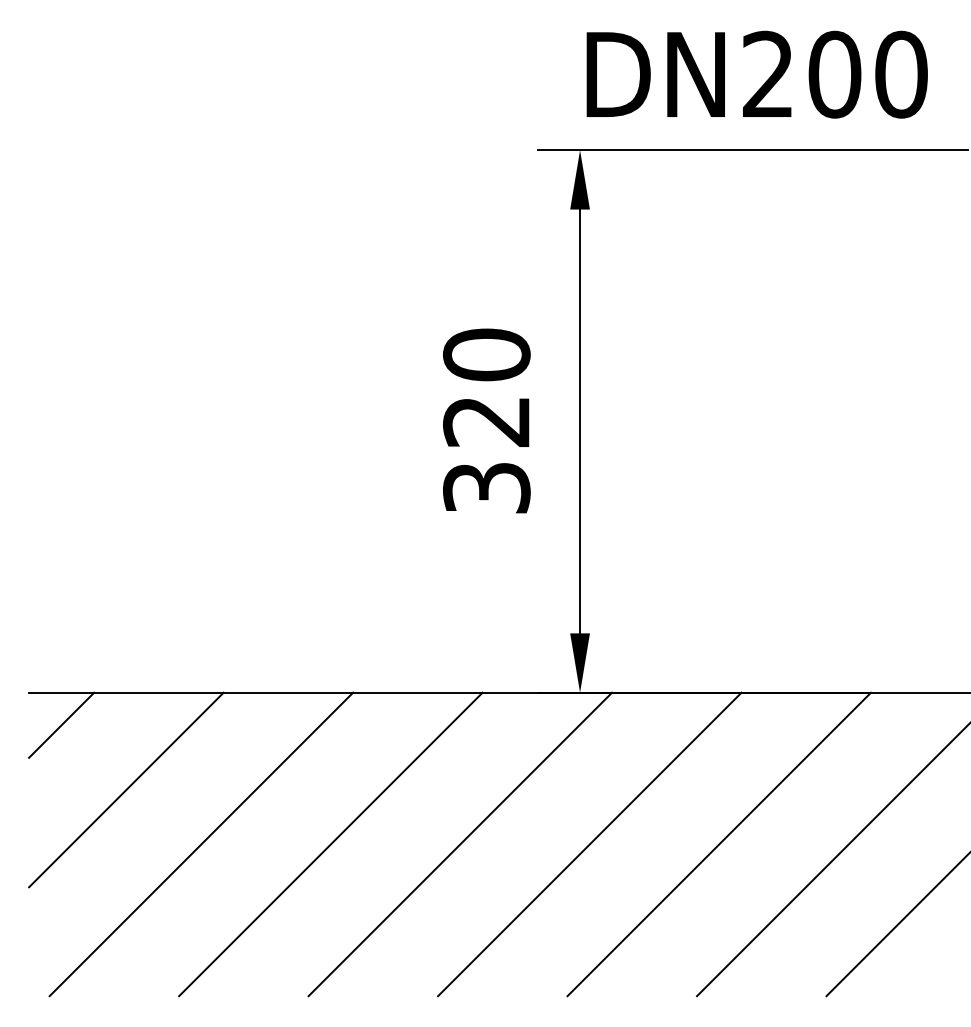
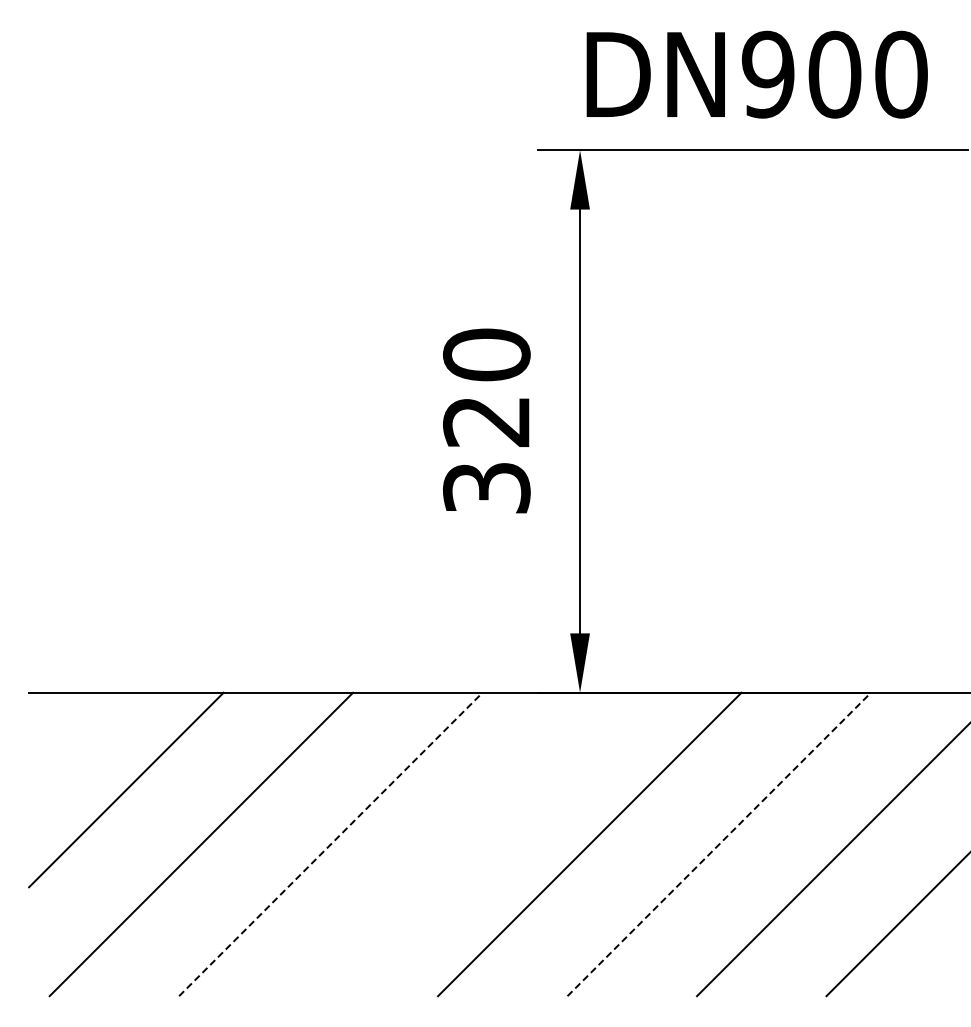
text: DN200 -> DN900 (767, 74)
line: present -> none (61, 724)
line: solid -> dashed (330, 844)
line: present -> none (460, 844)
line: solid -> dashed (719, 844)
